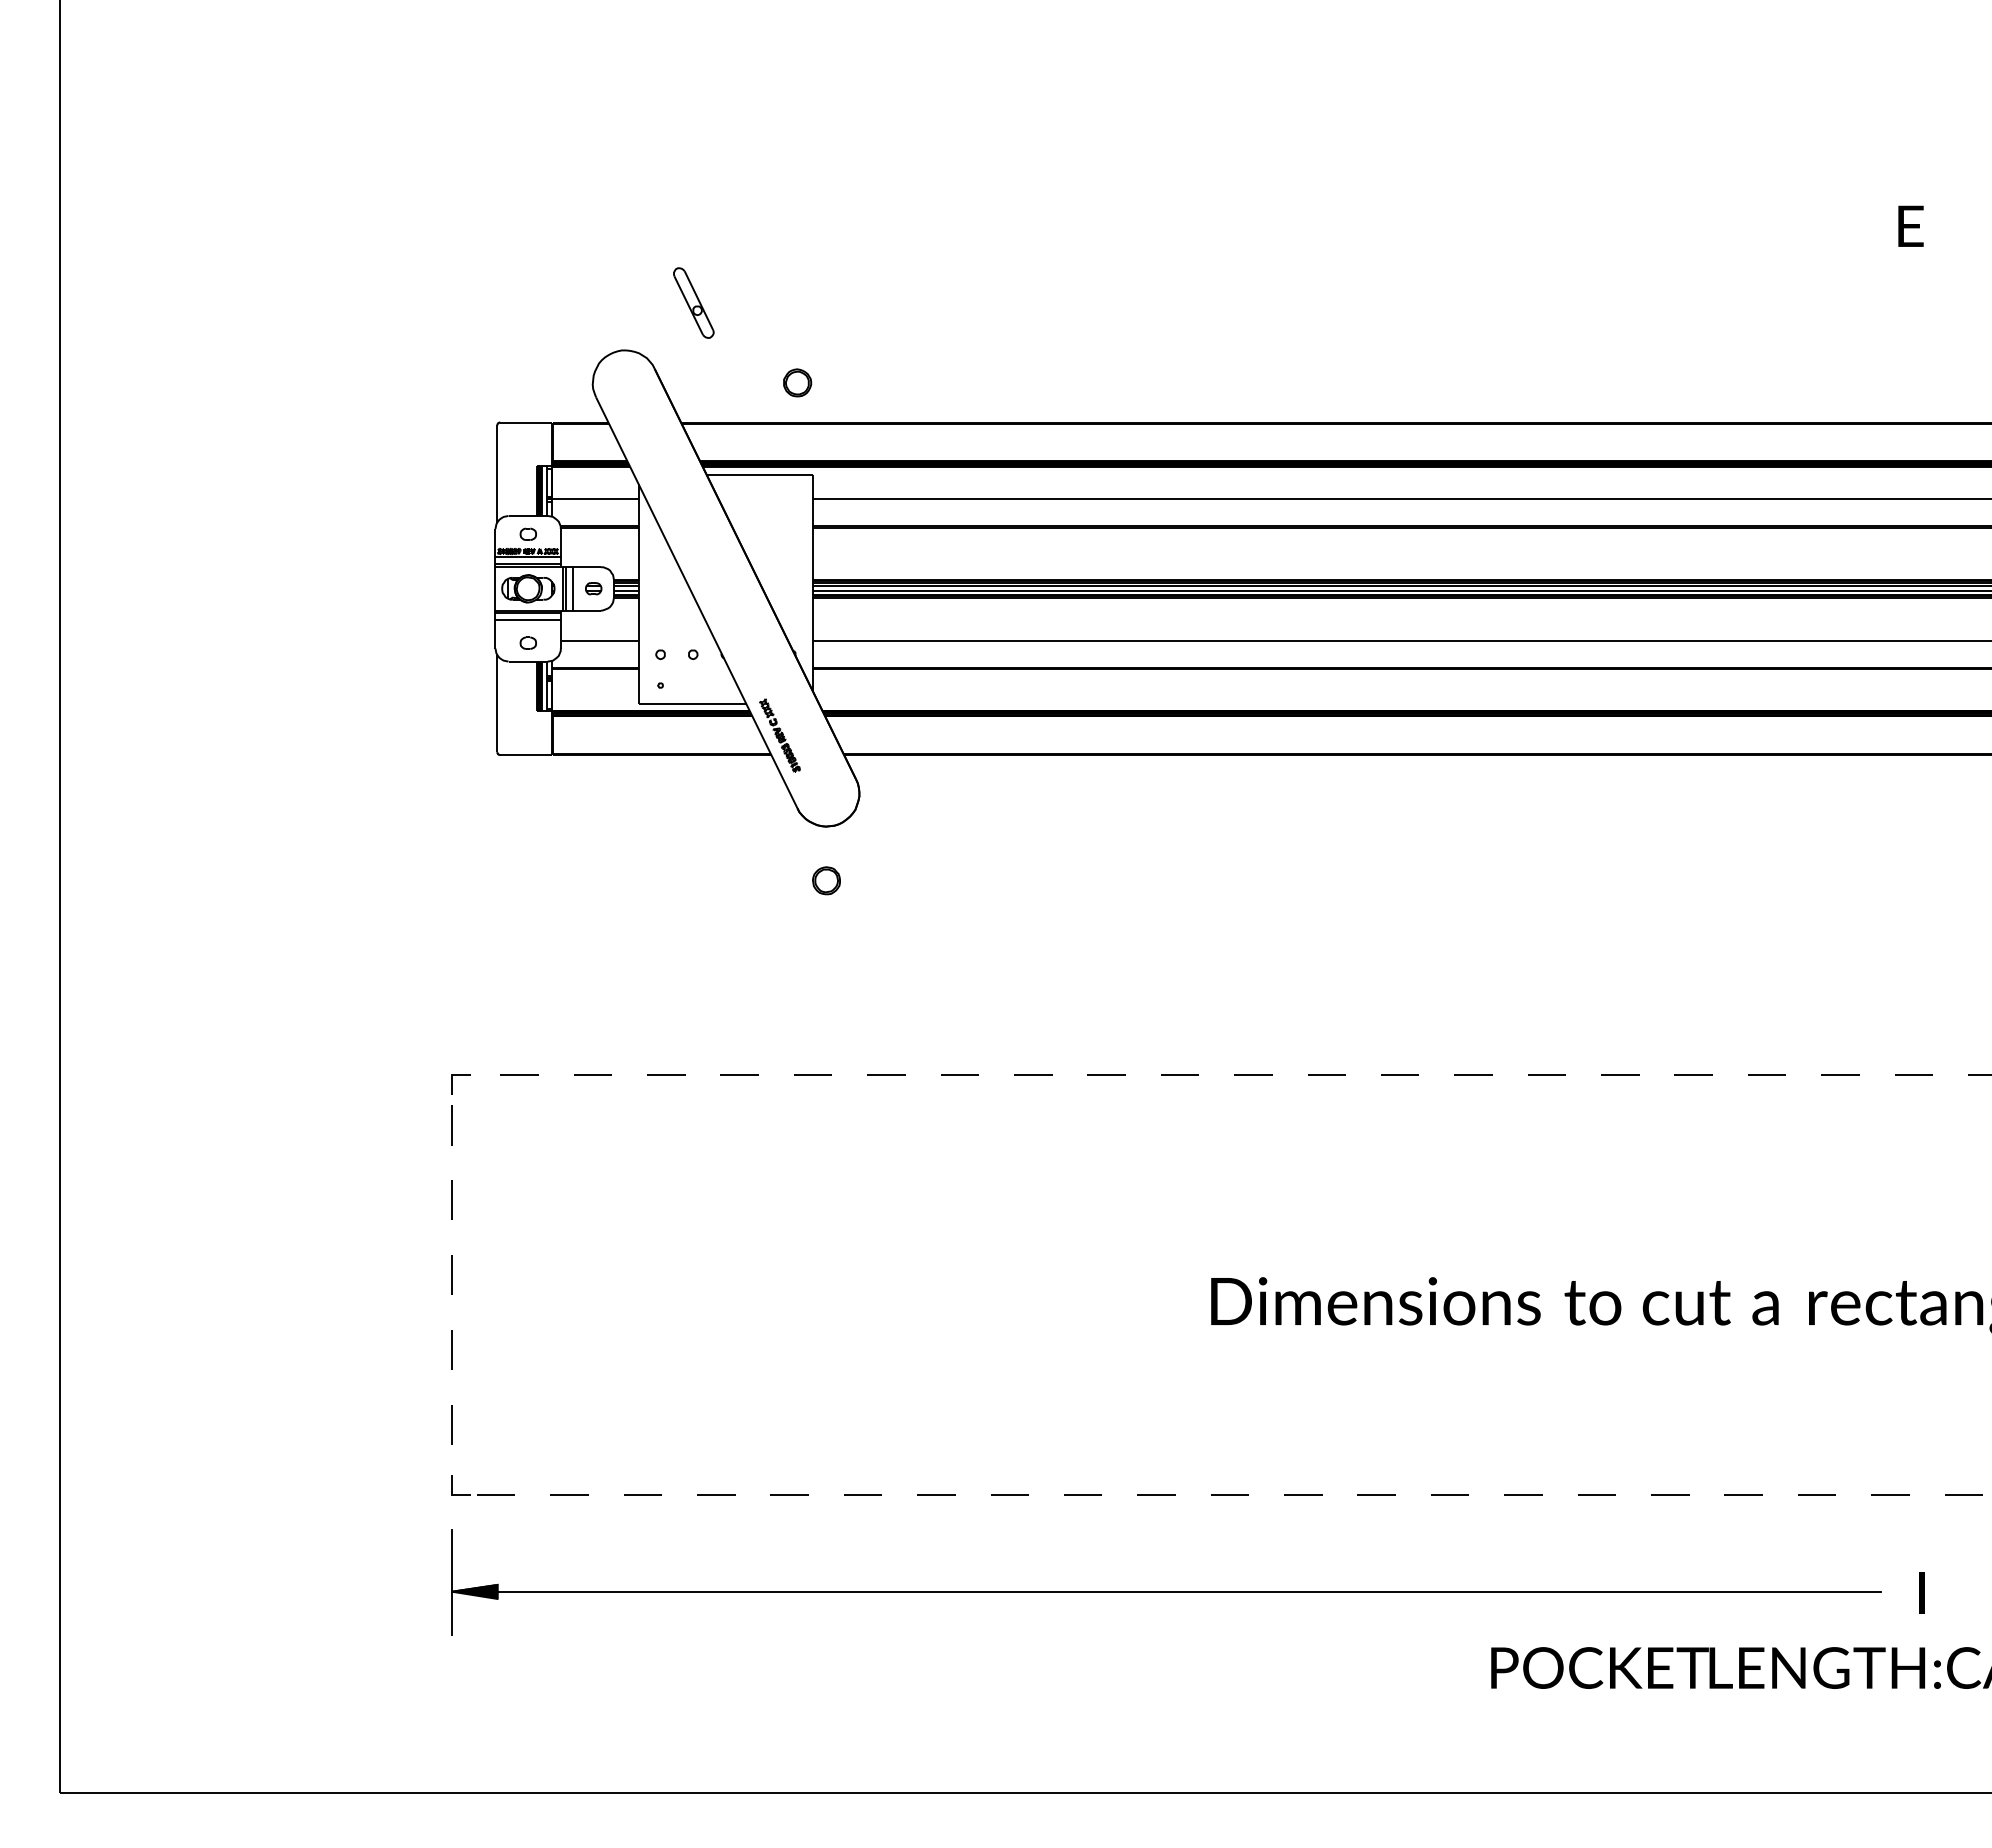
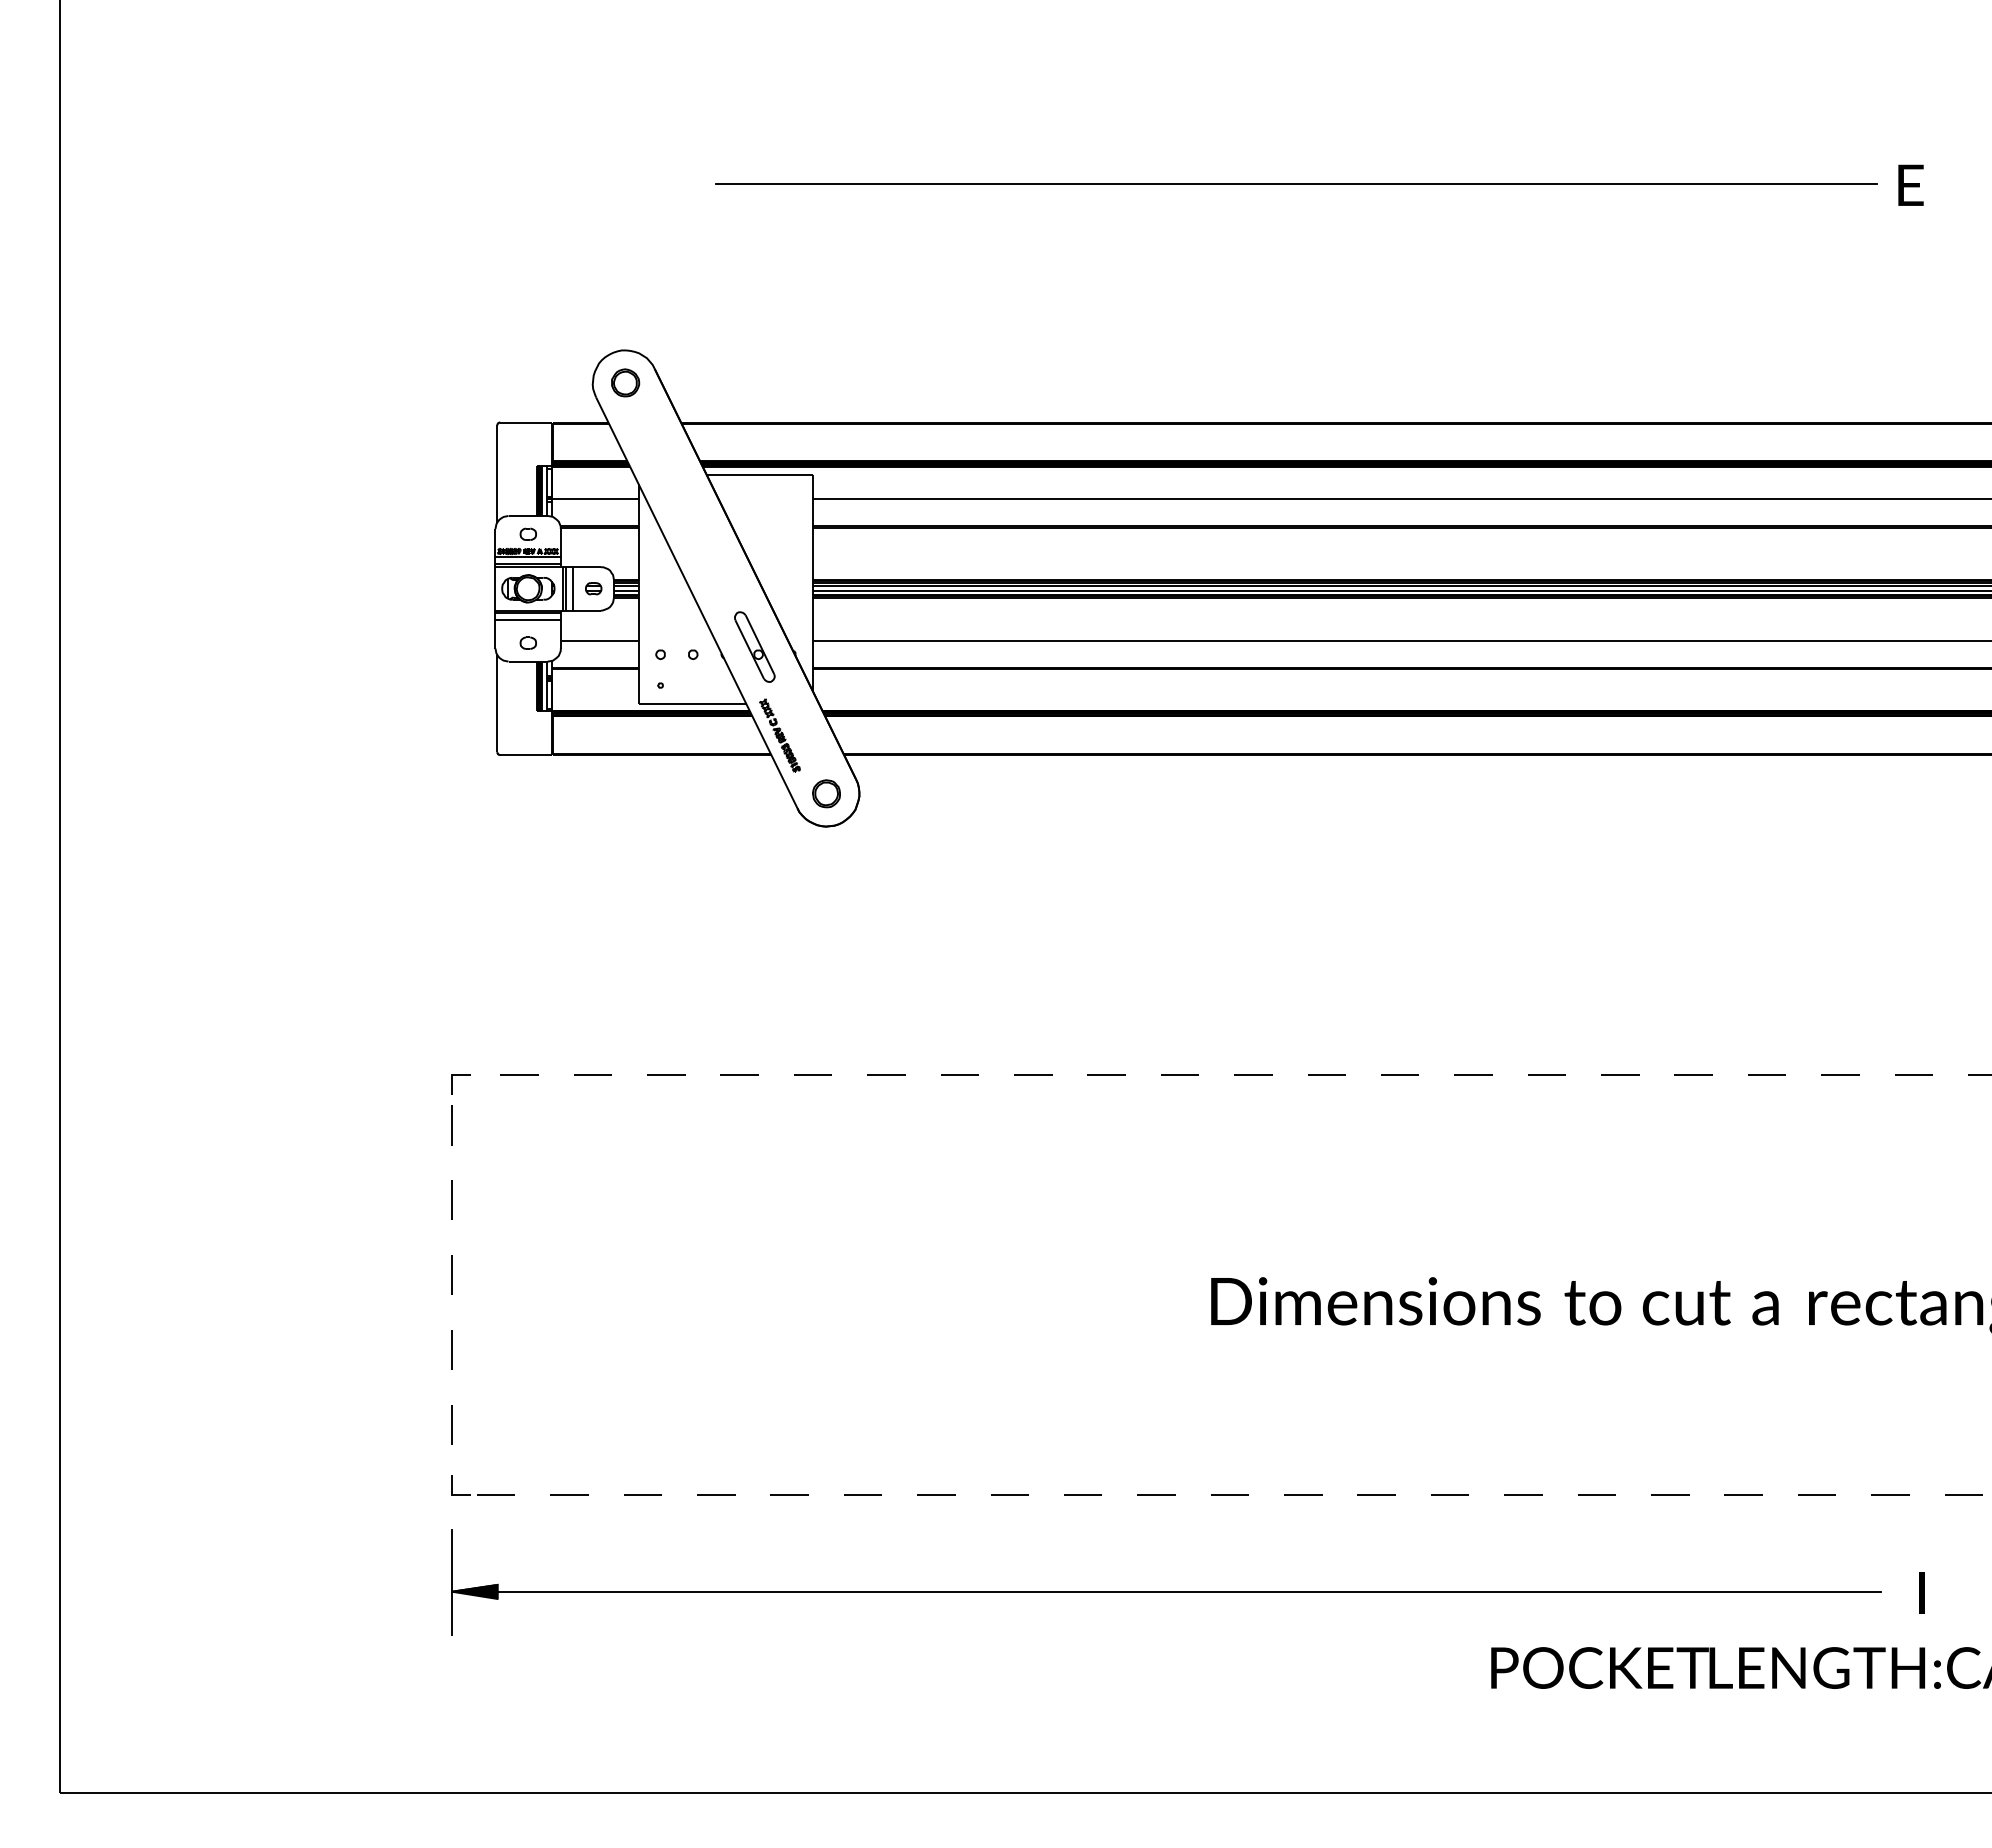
line: none -> present (1295, 184)
text position: (1910, 225) -> (1910, 184) (1910, 184)
part position: (693, 302) -> (754, 646) (754, 646)
part position: (797, 382) -> (625, 382) (625, 382)
part position: (826, 880) -> (826, 793) (826, 793)
